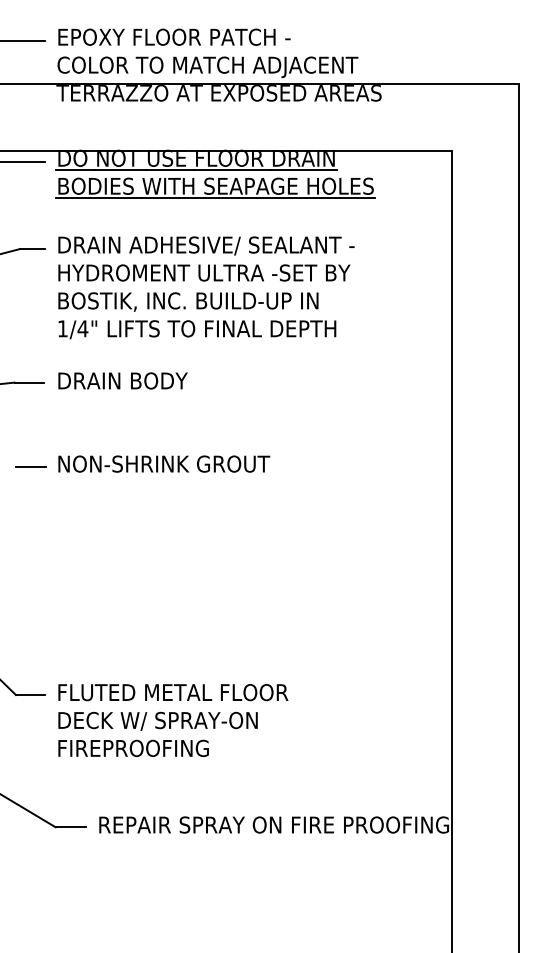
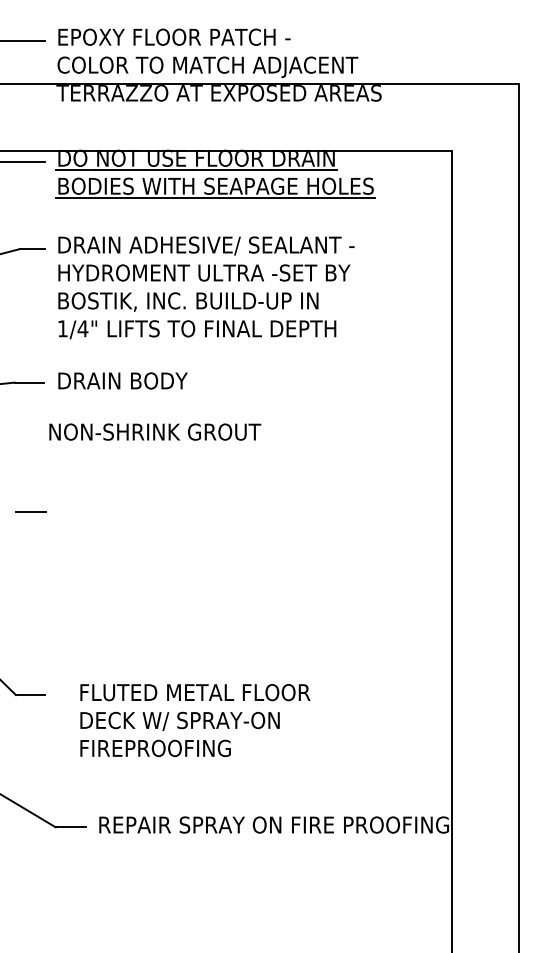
text position: (164, 463) -> (155, 431) (155, 431)
line position: (30, 466) -> (30, 511) (30, 511)
text position: (173, 720) -> (195, 720) (195, 720)
